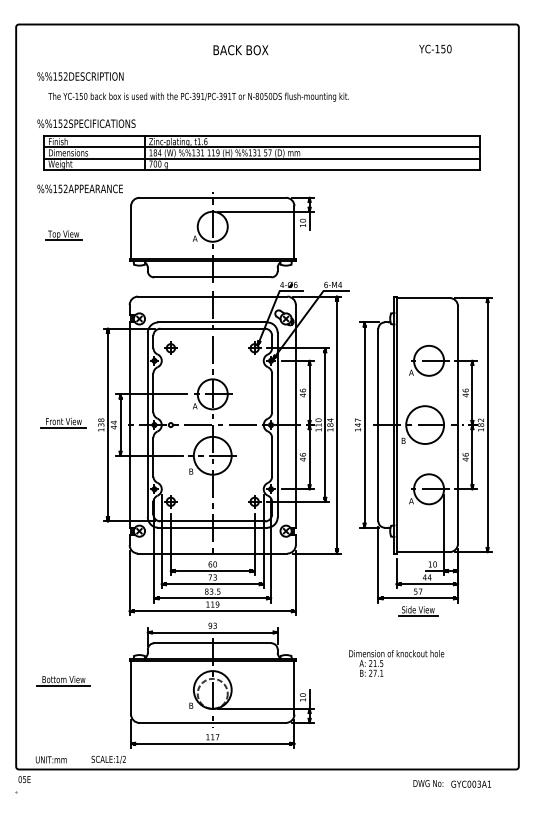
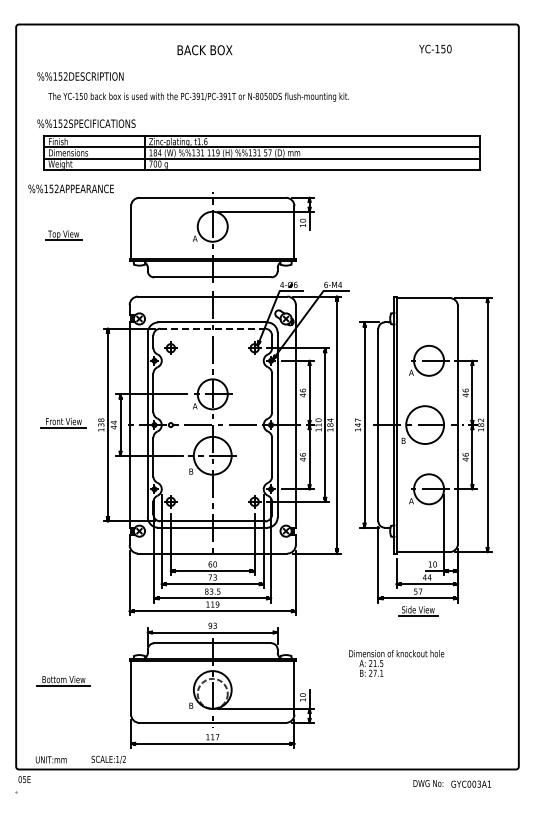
text position: (240, 50) -> (204, 50) (204, 50)
text position: (79, 188) -> (70, 188) (70, 188)
line: solid -> dashed (213, 328)
